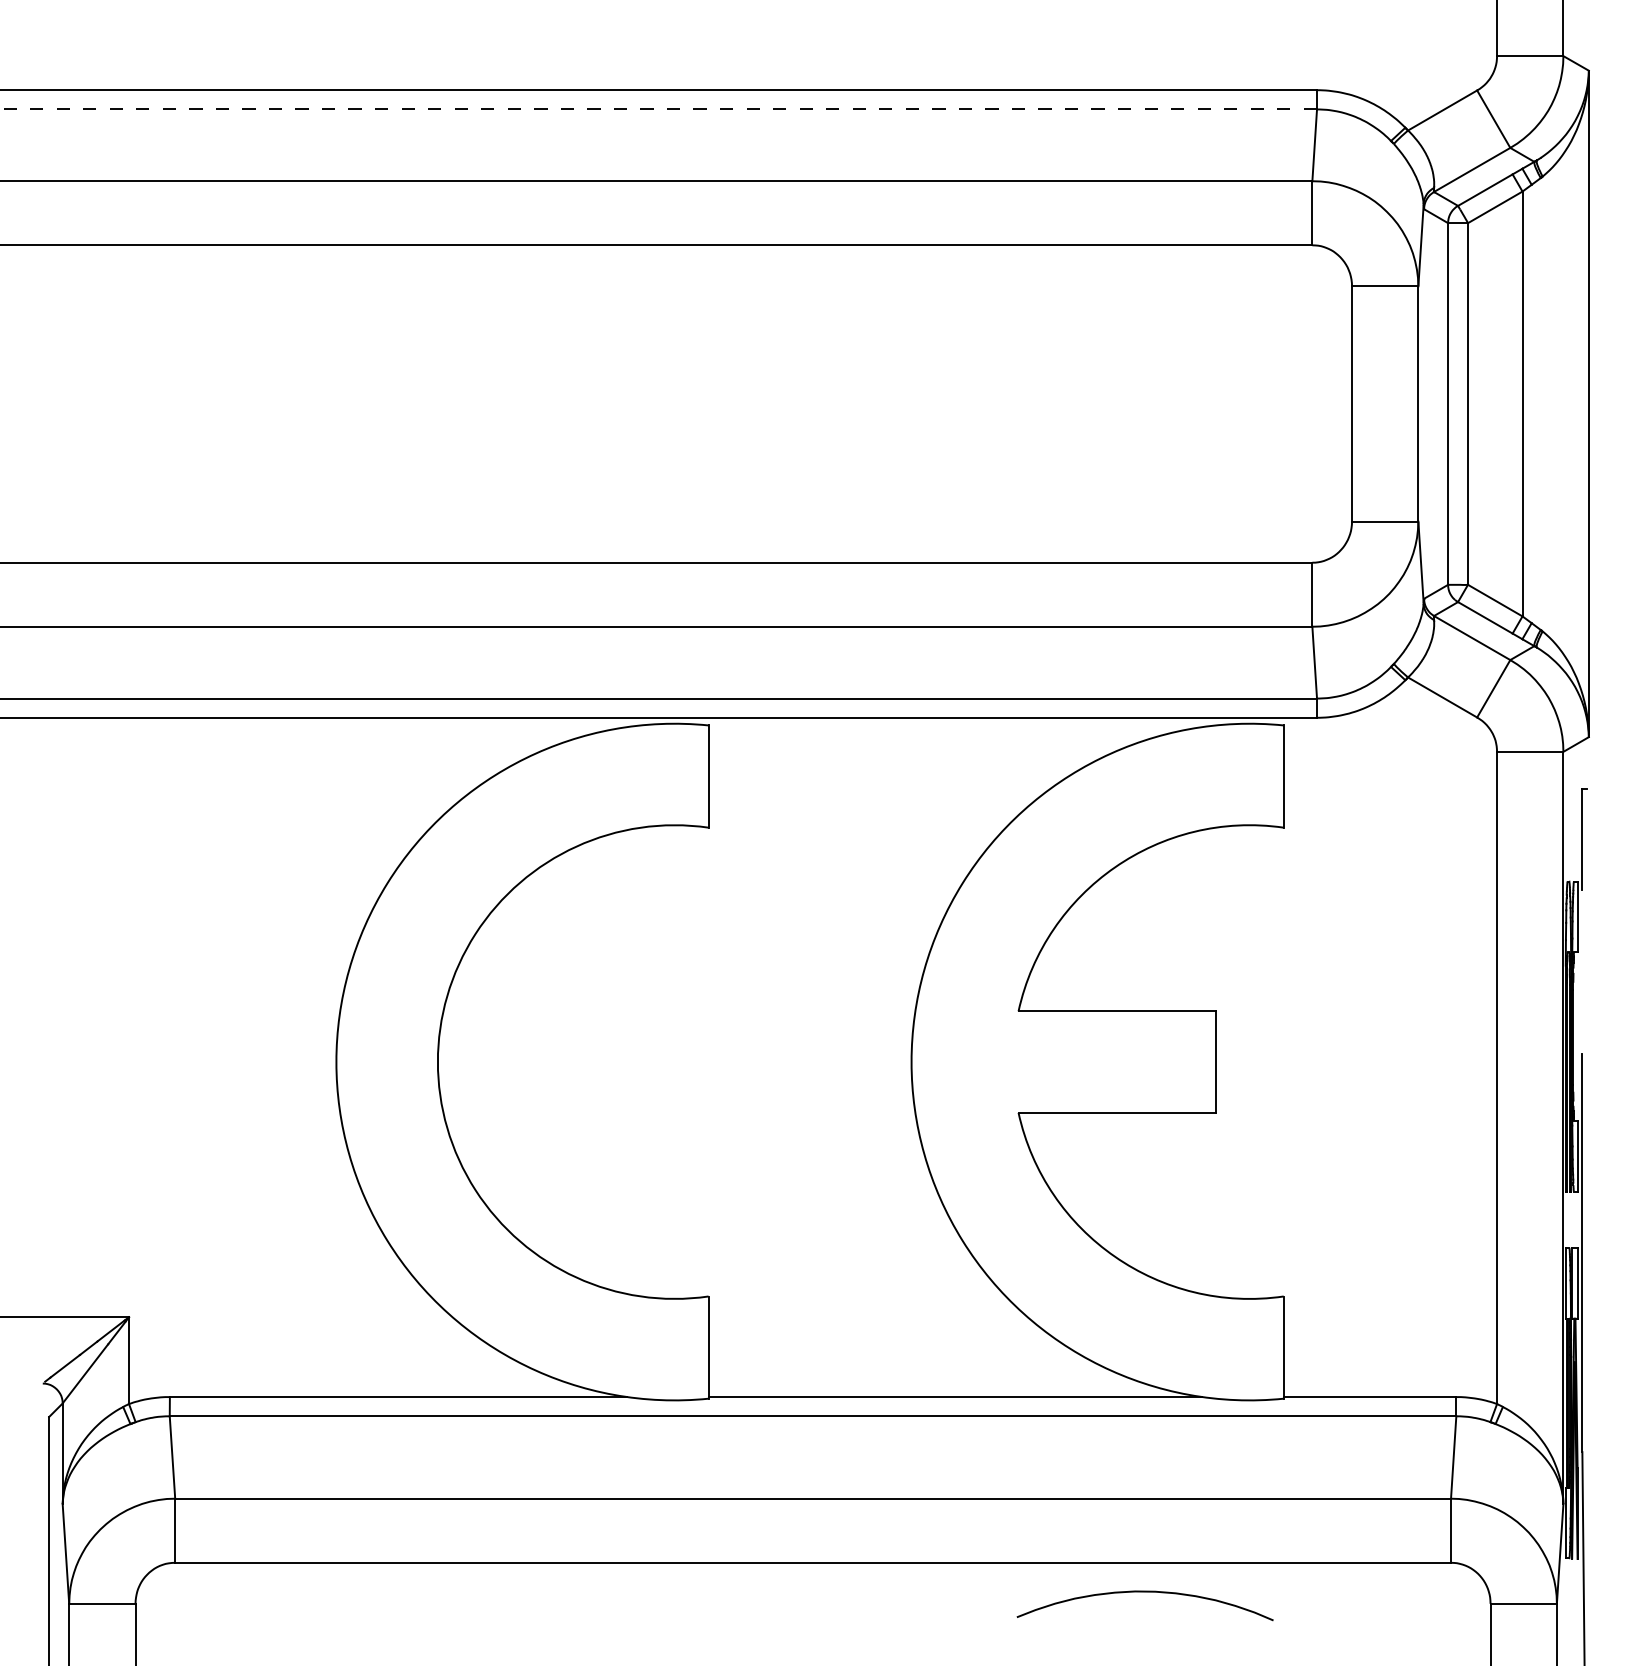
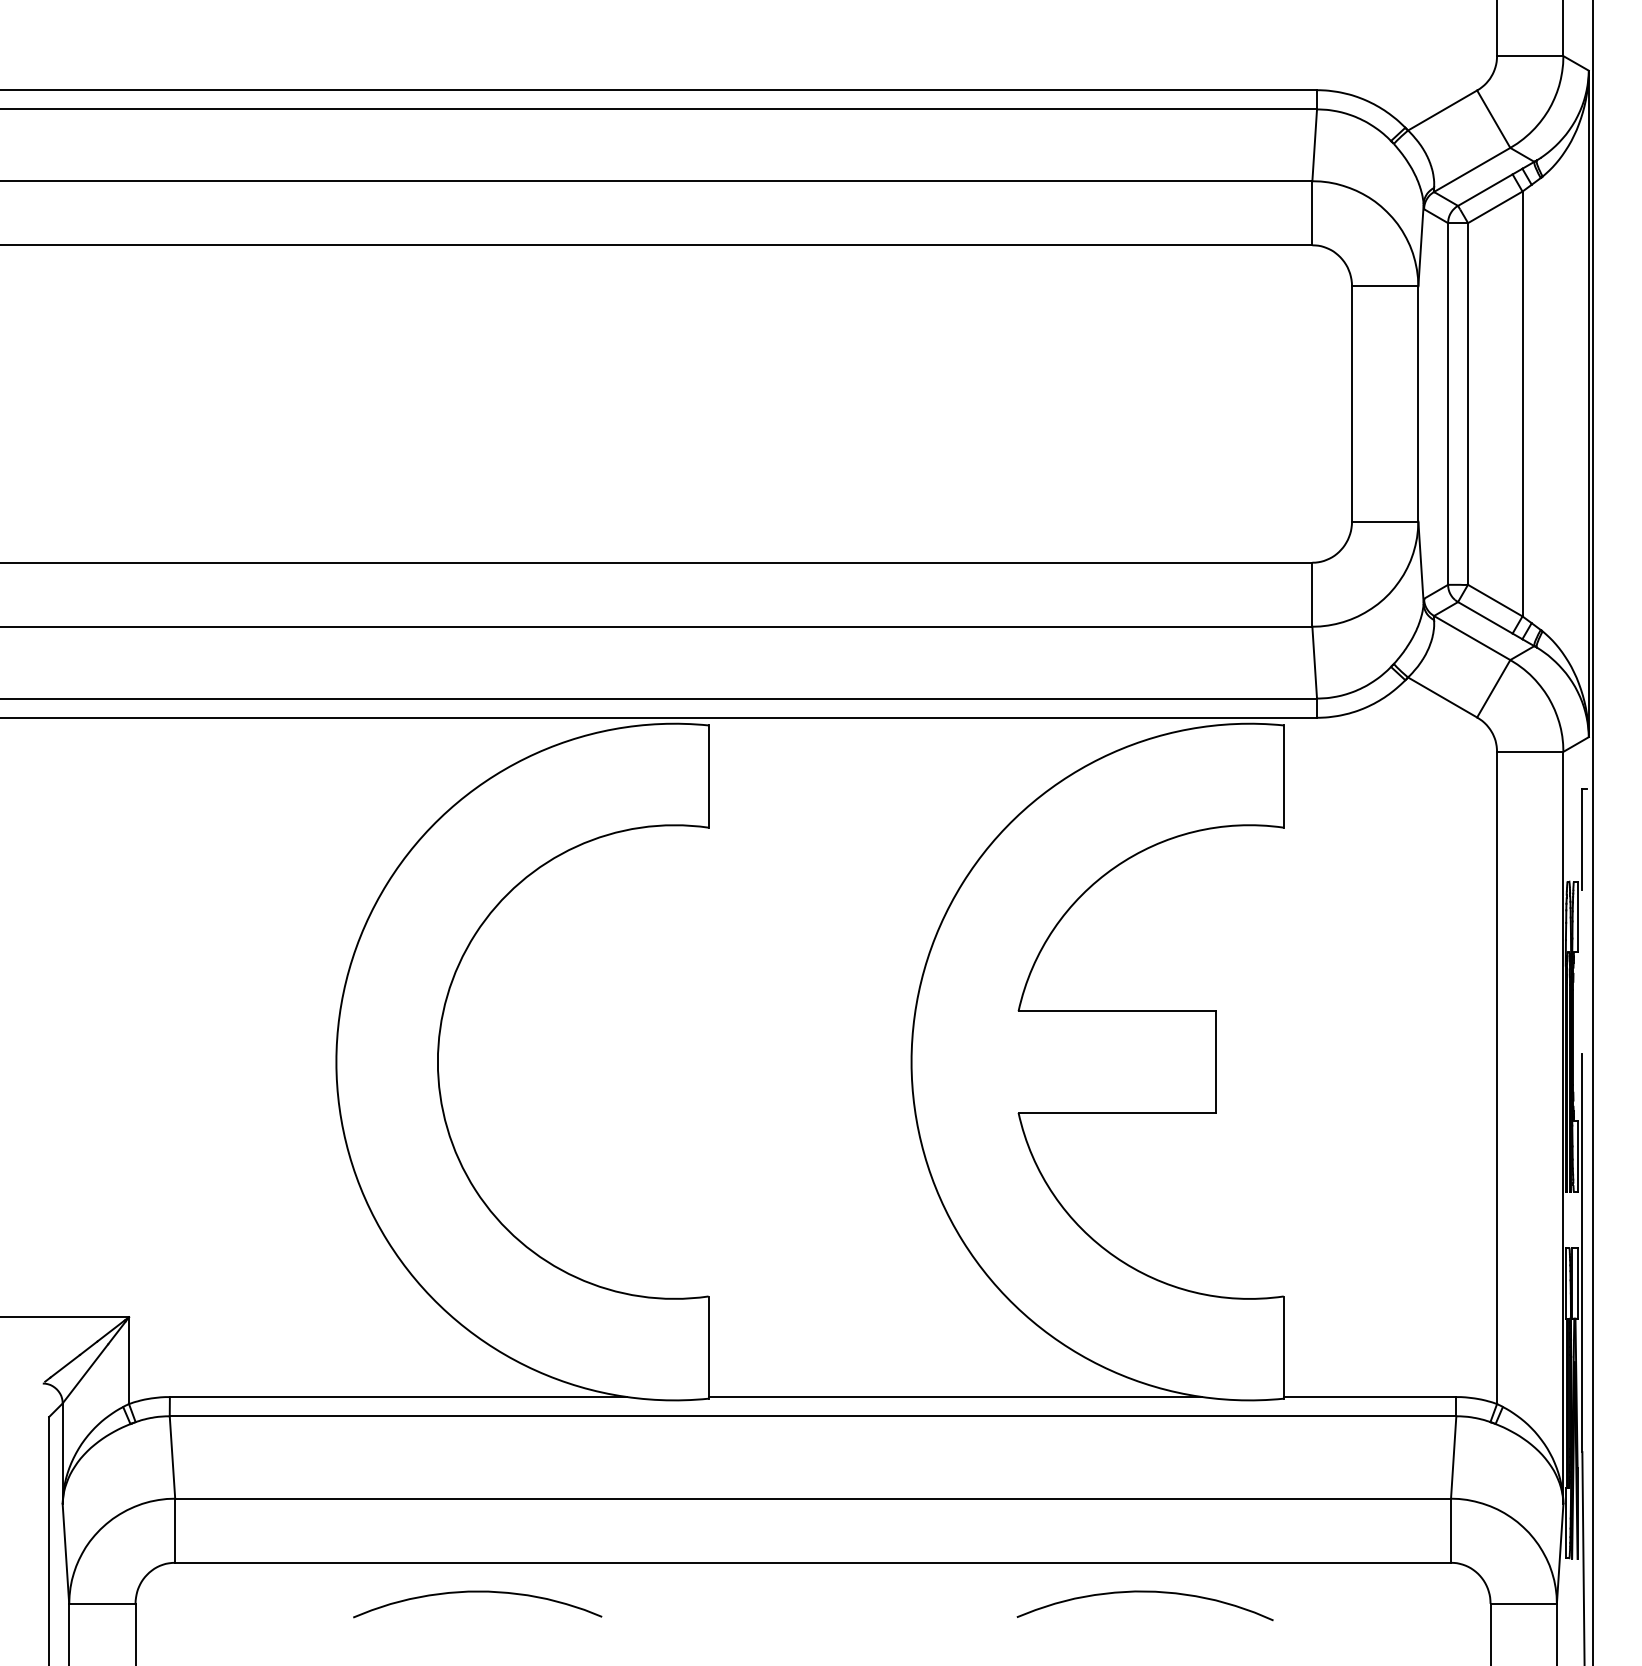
line: dashed -> solid (658, 109)
line: none -> present (1592, 832)
curve: none -> present (477, 1592)
